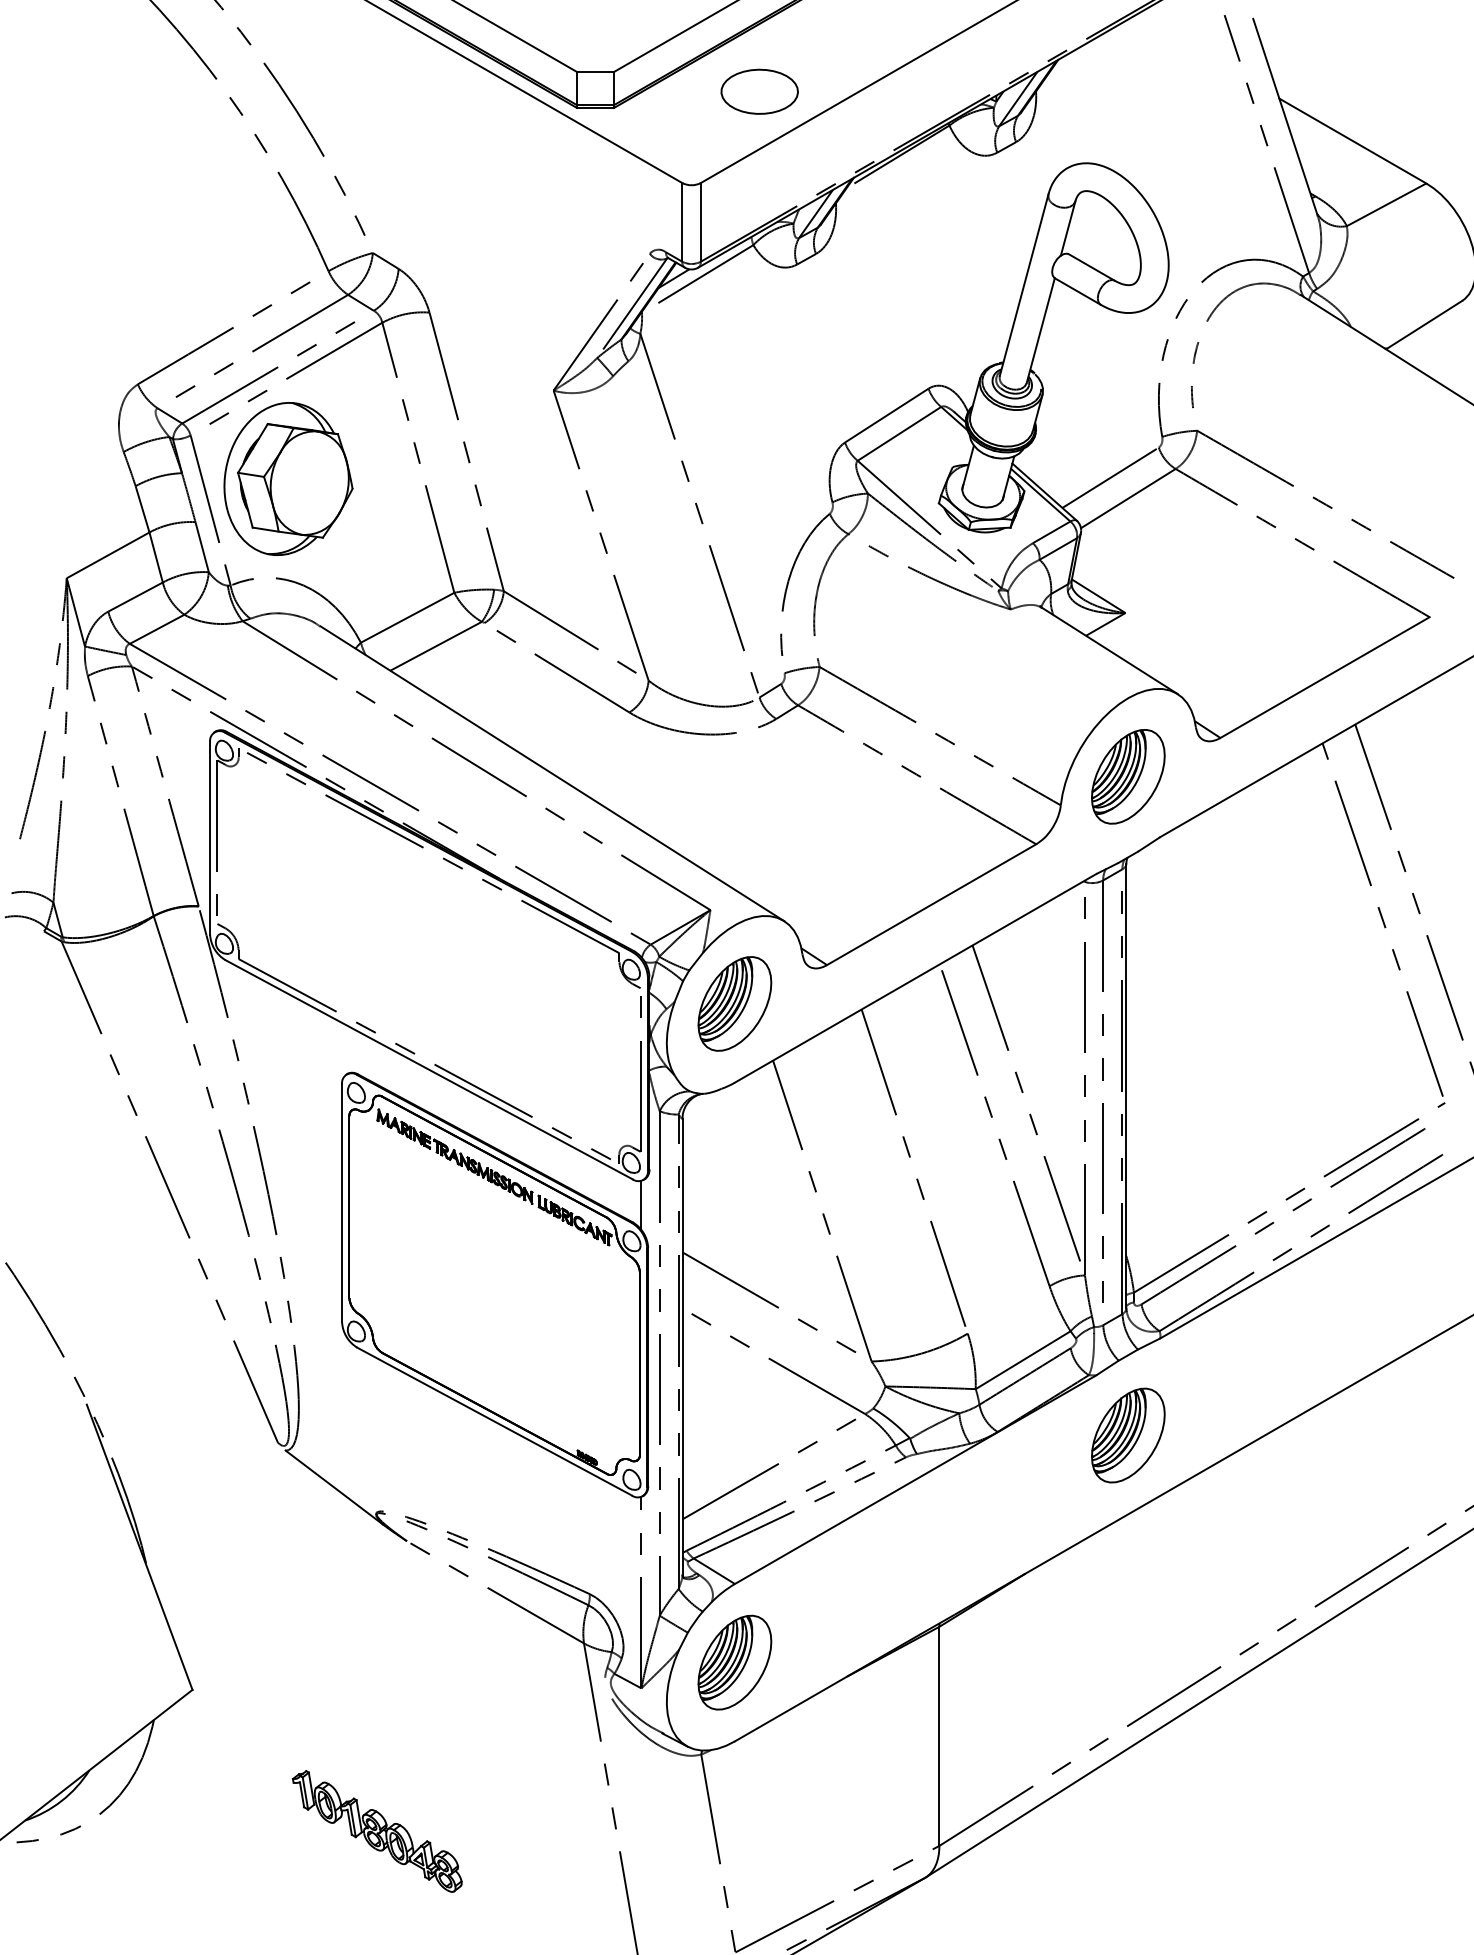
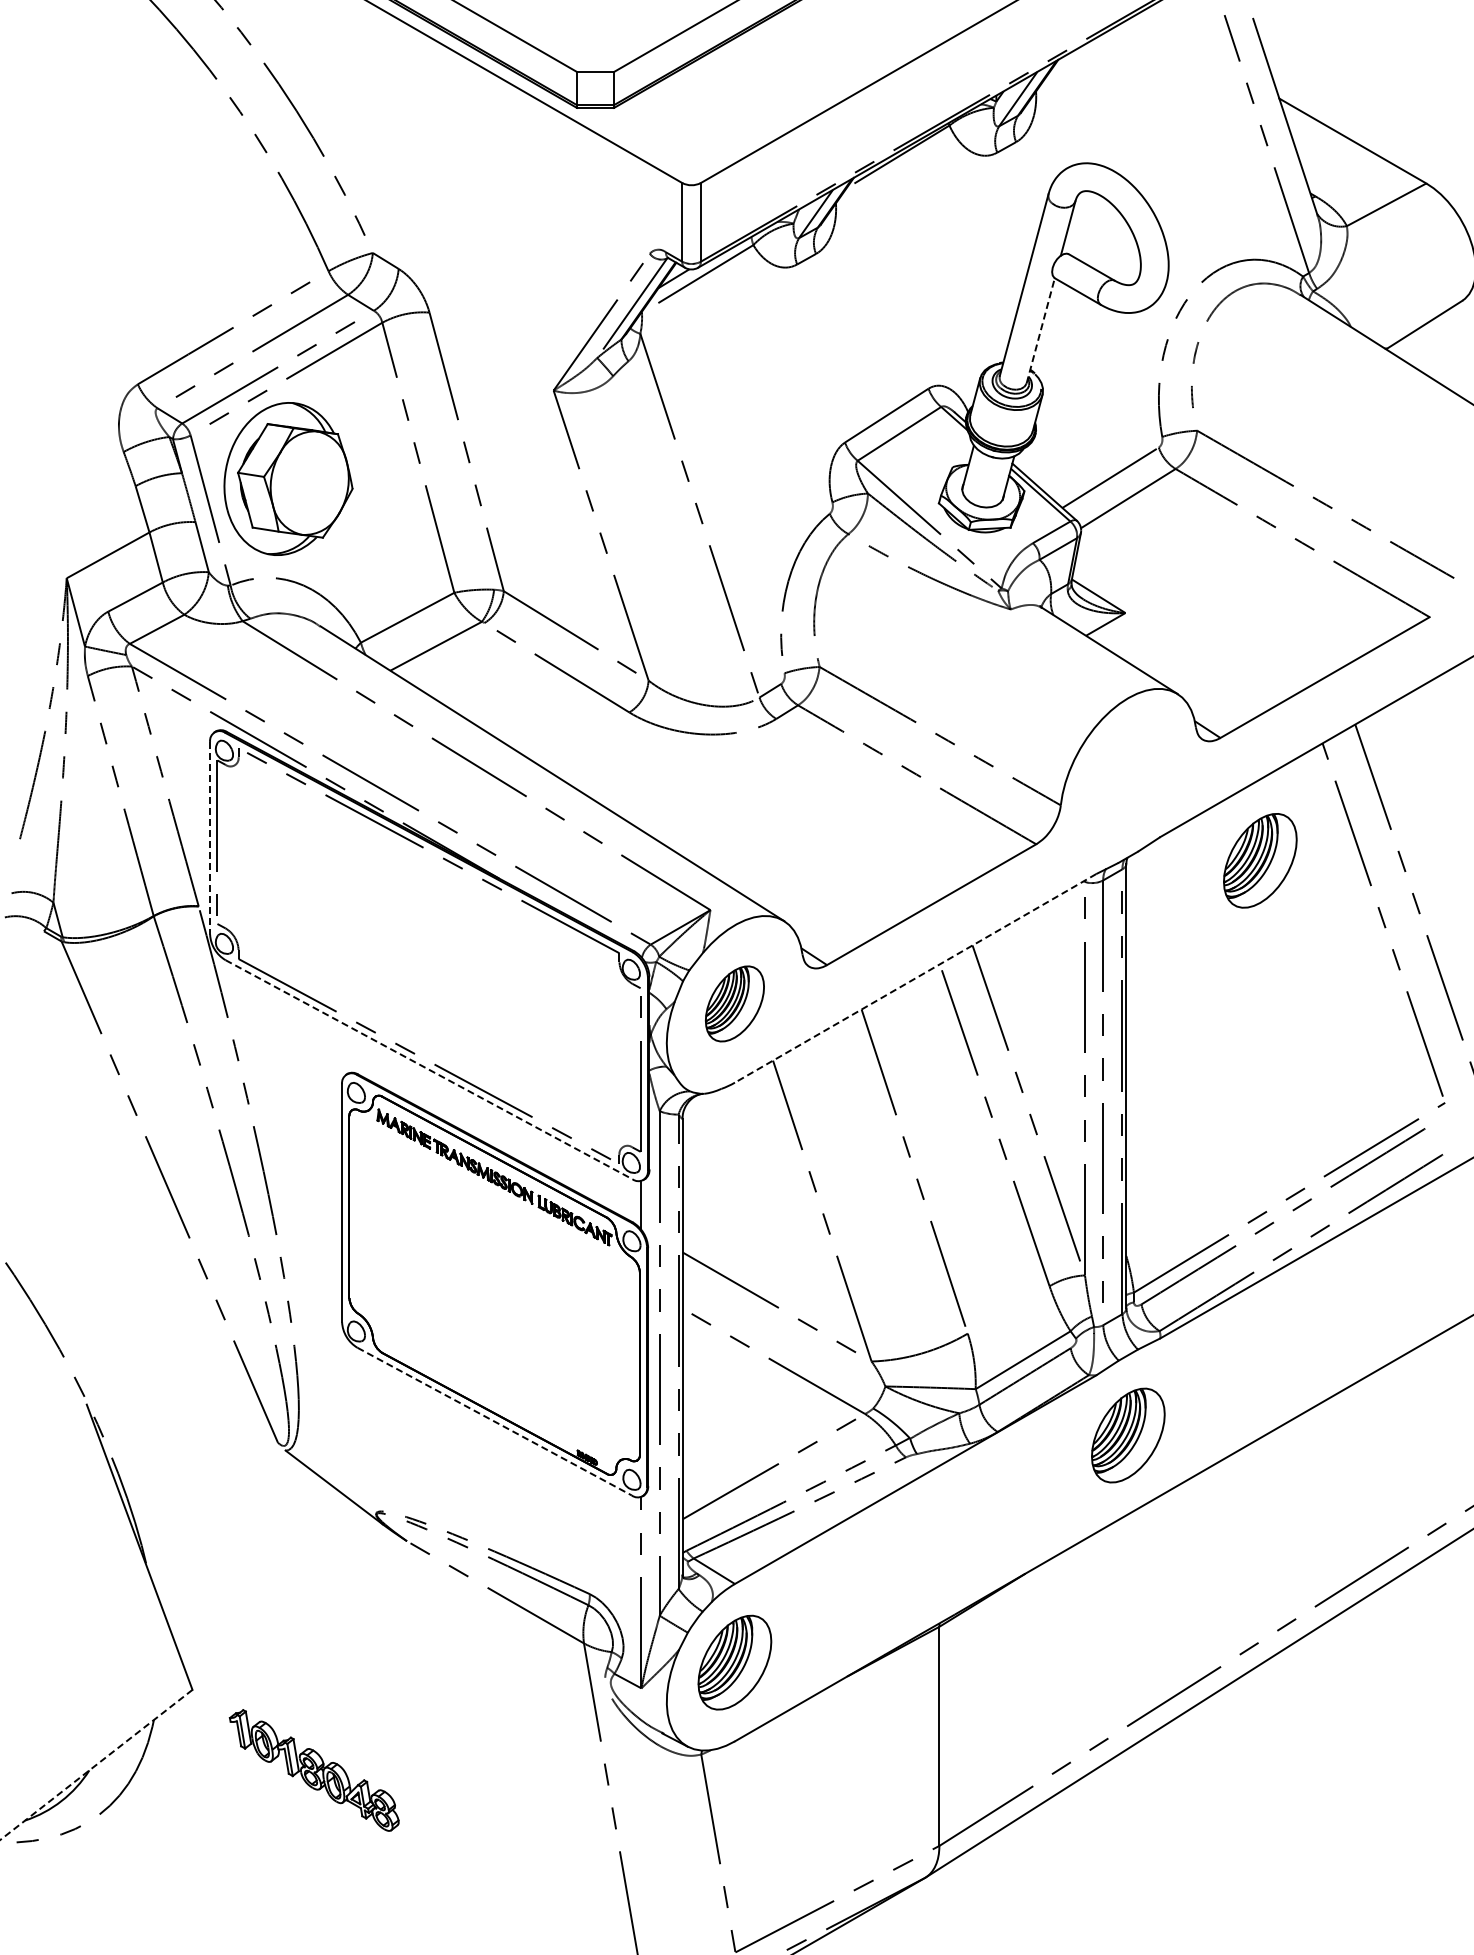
part: present -> none (759, 91)
line: solid -> dashed (1040, 330)
part position: (1128, 776) -> (1260, 860) (1260, 860)
line: solid -> dashed (210, 838)
line: solid -> dashed (915, 978)
part size: 76x96 px -> 60x78 px (734, 1003)
line: solid -> dashed (429, 1069)
line: solid -> dashed (494, 1421)
line: solid -> dashed (95, 1765)
part position: (376, 1831) -> (313, 1770) (313, 1770)
